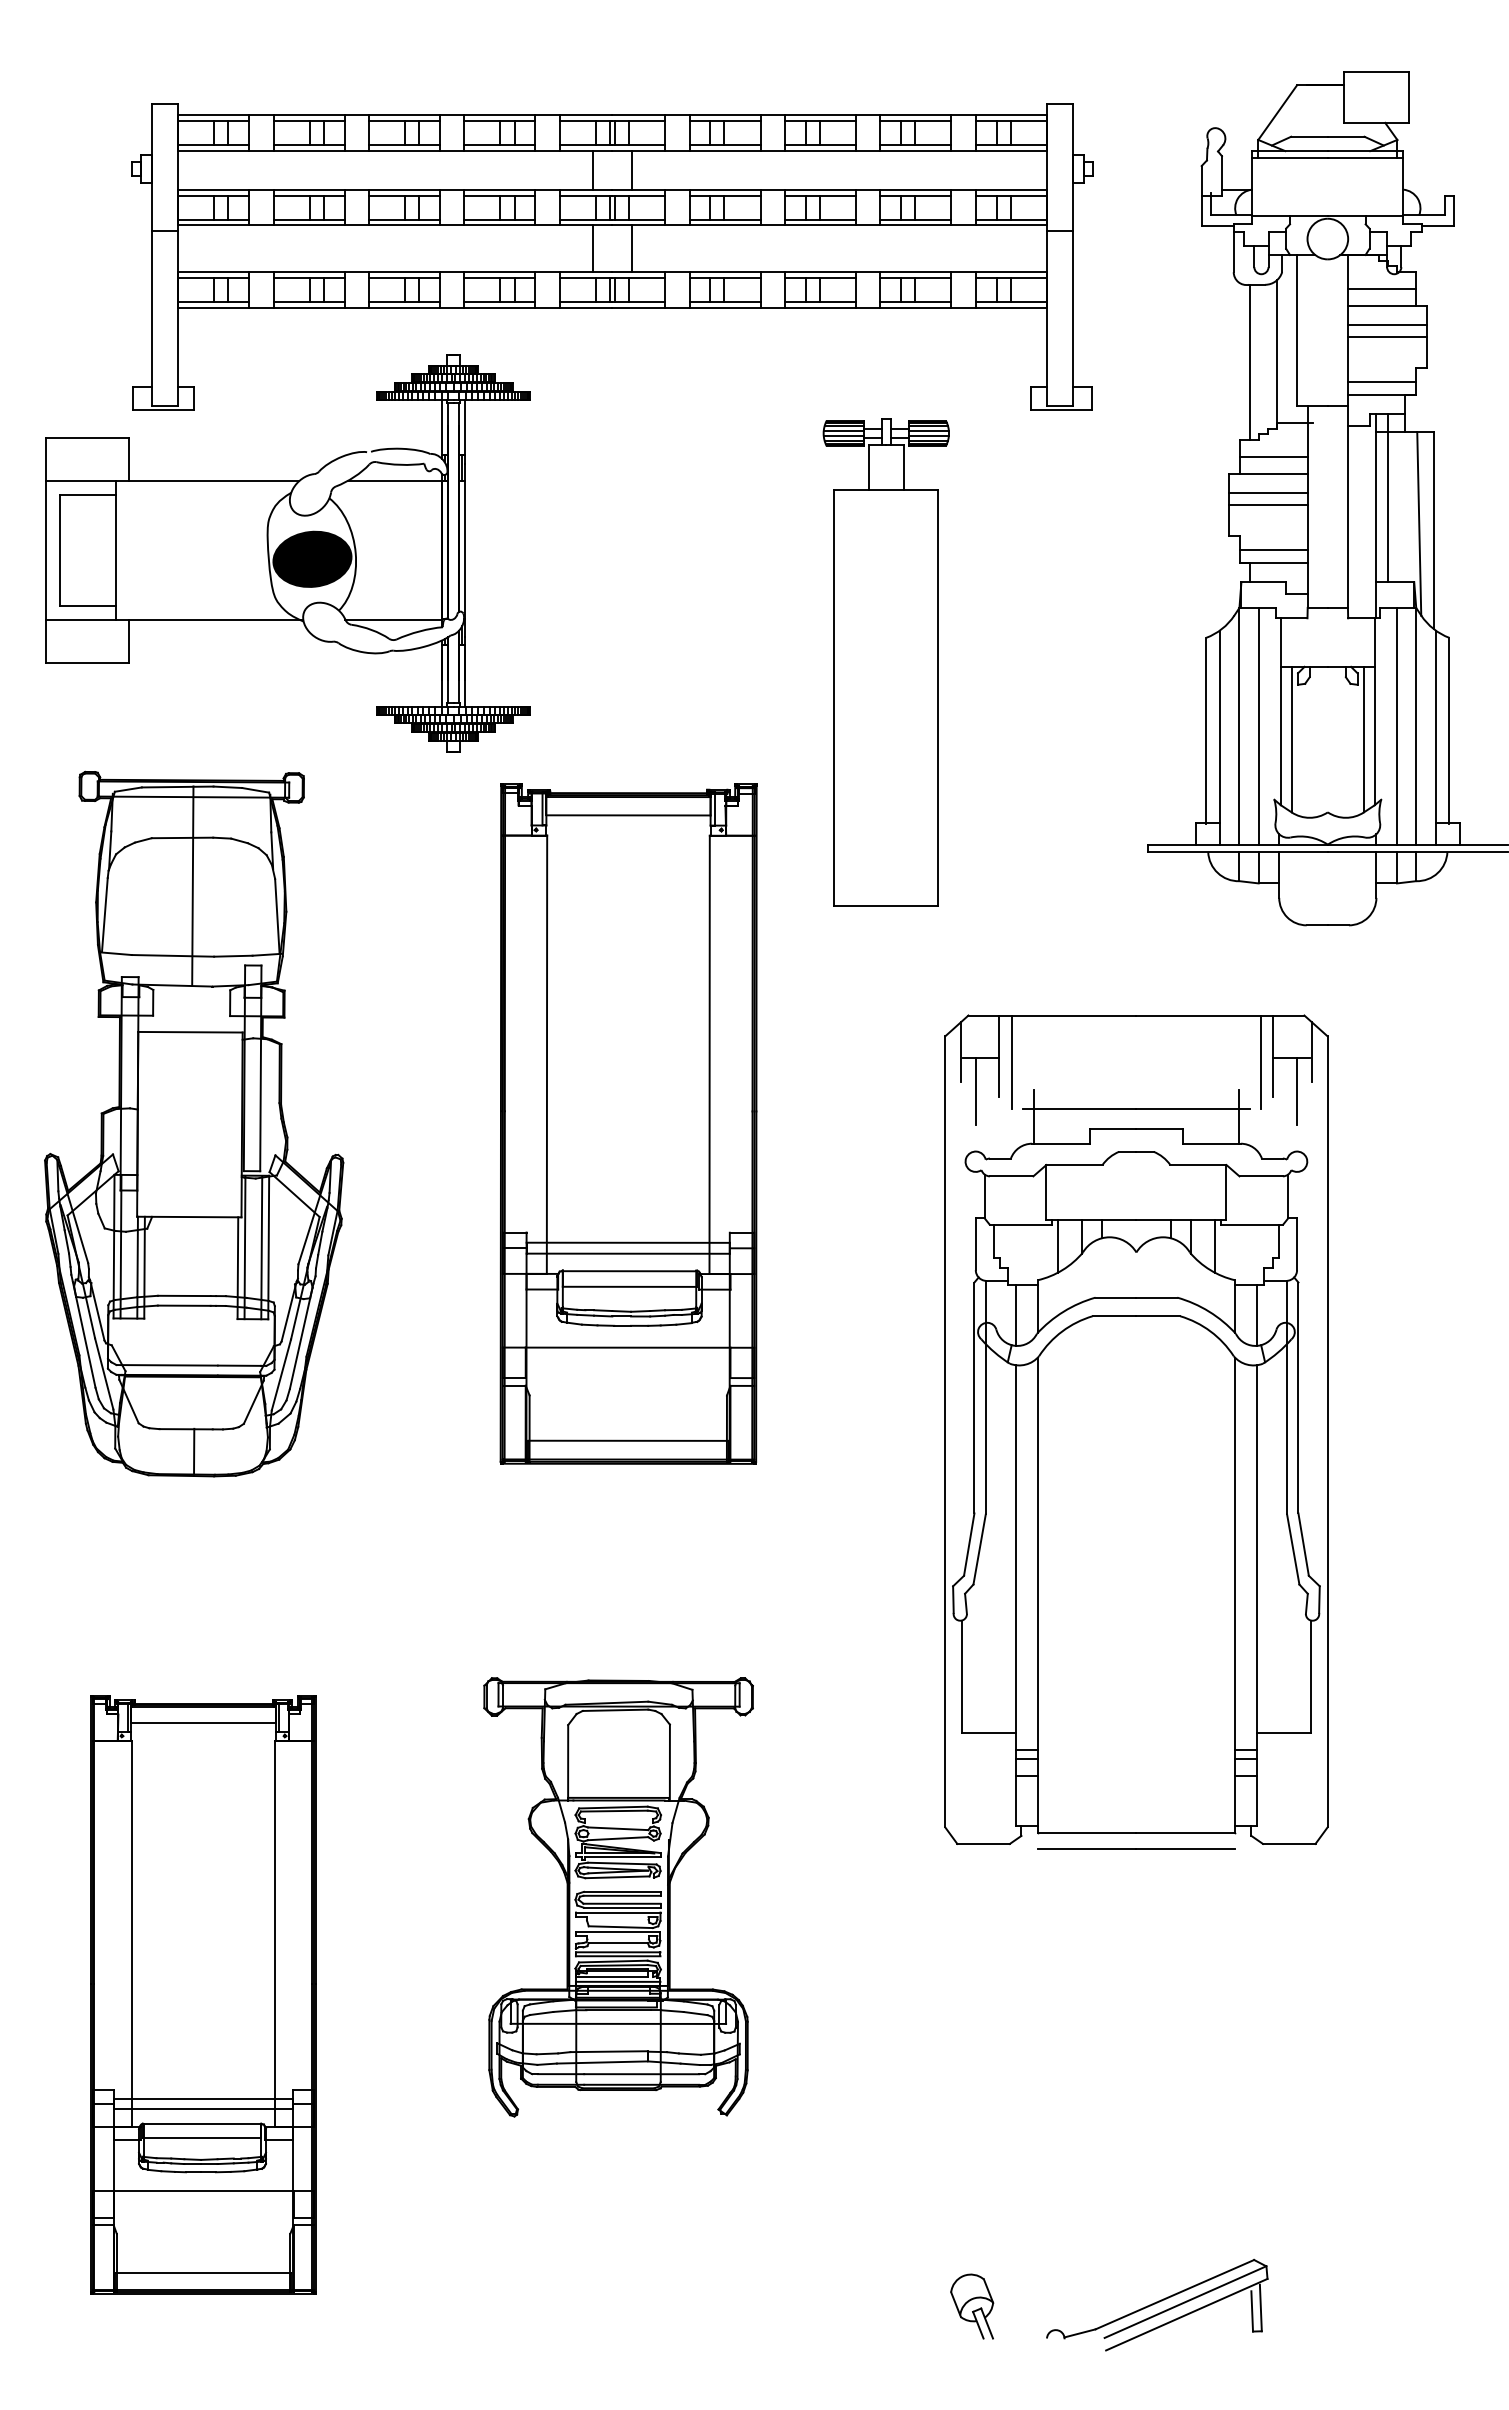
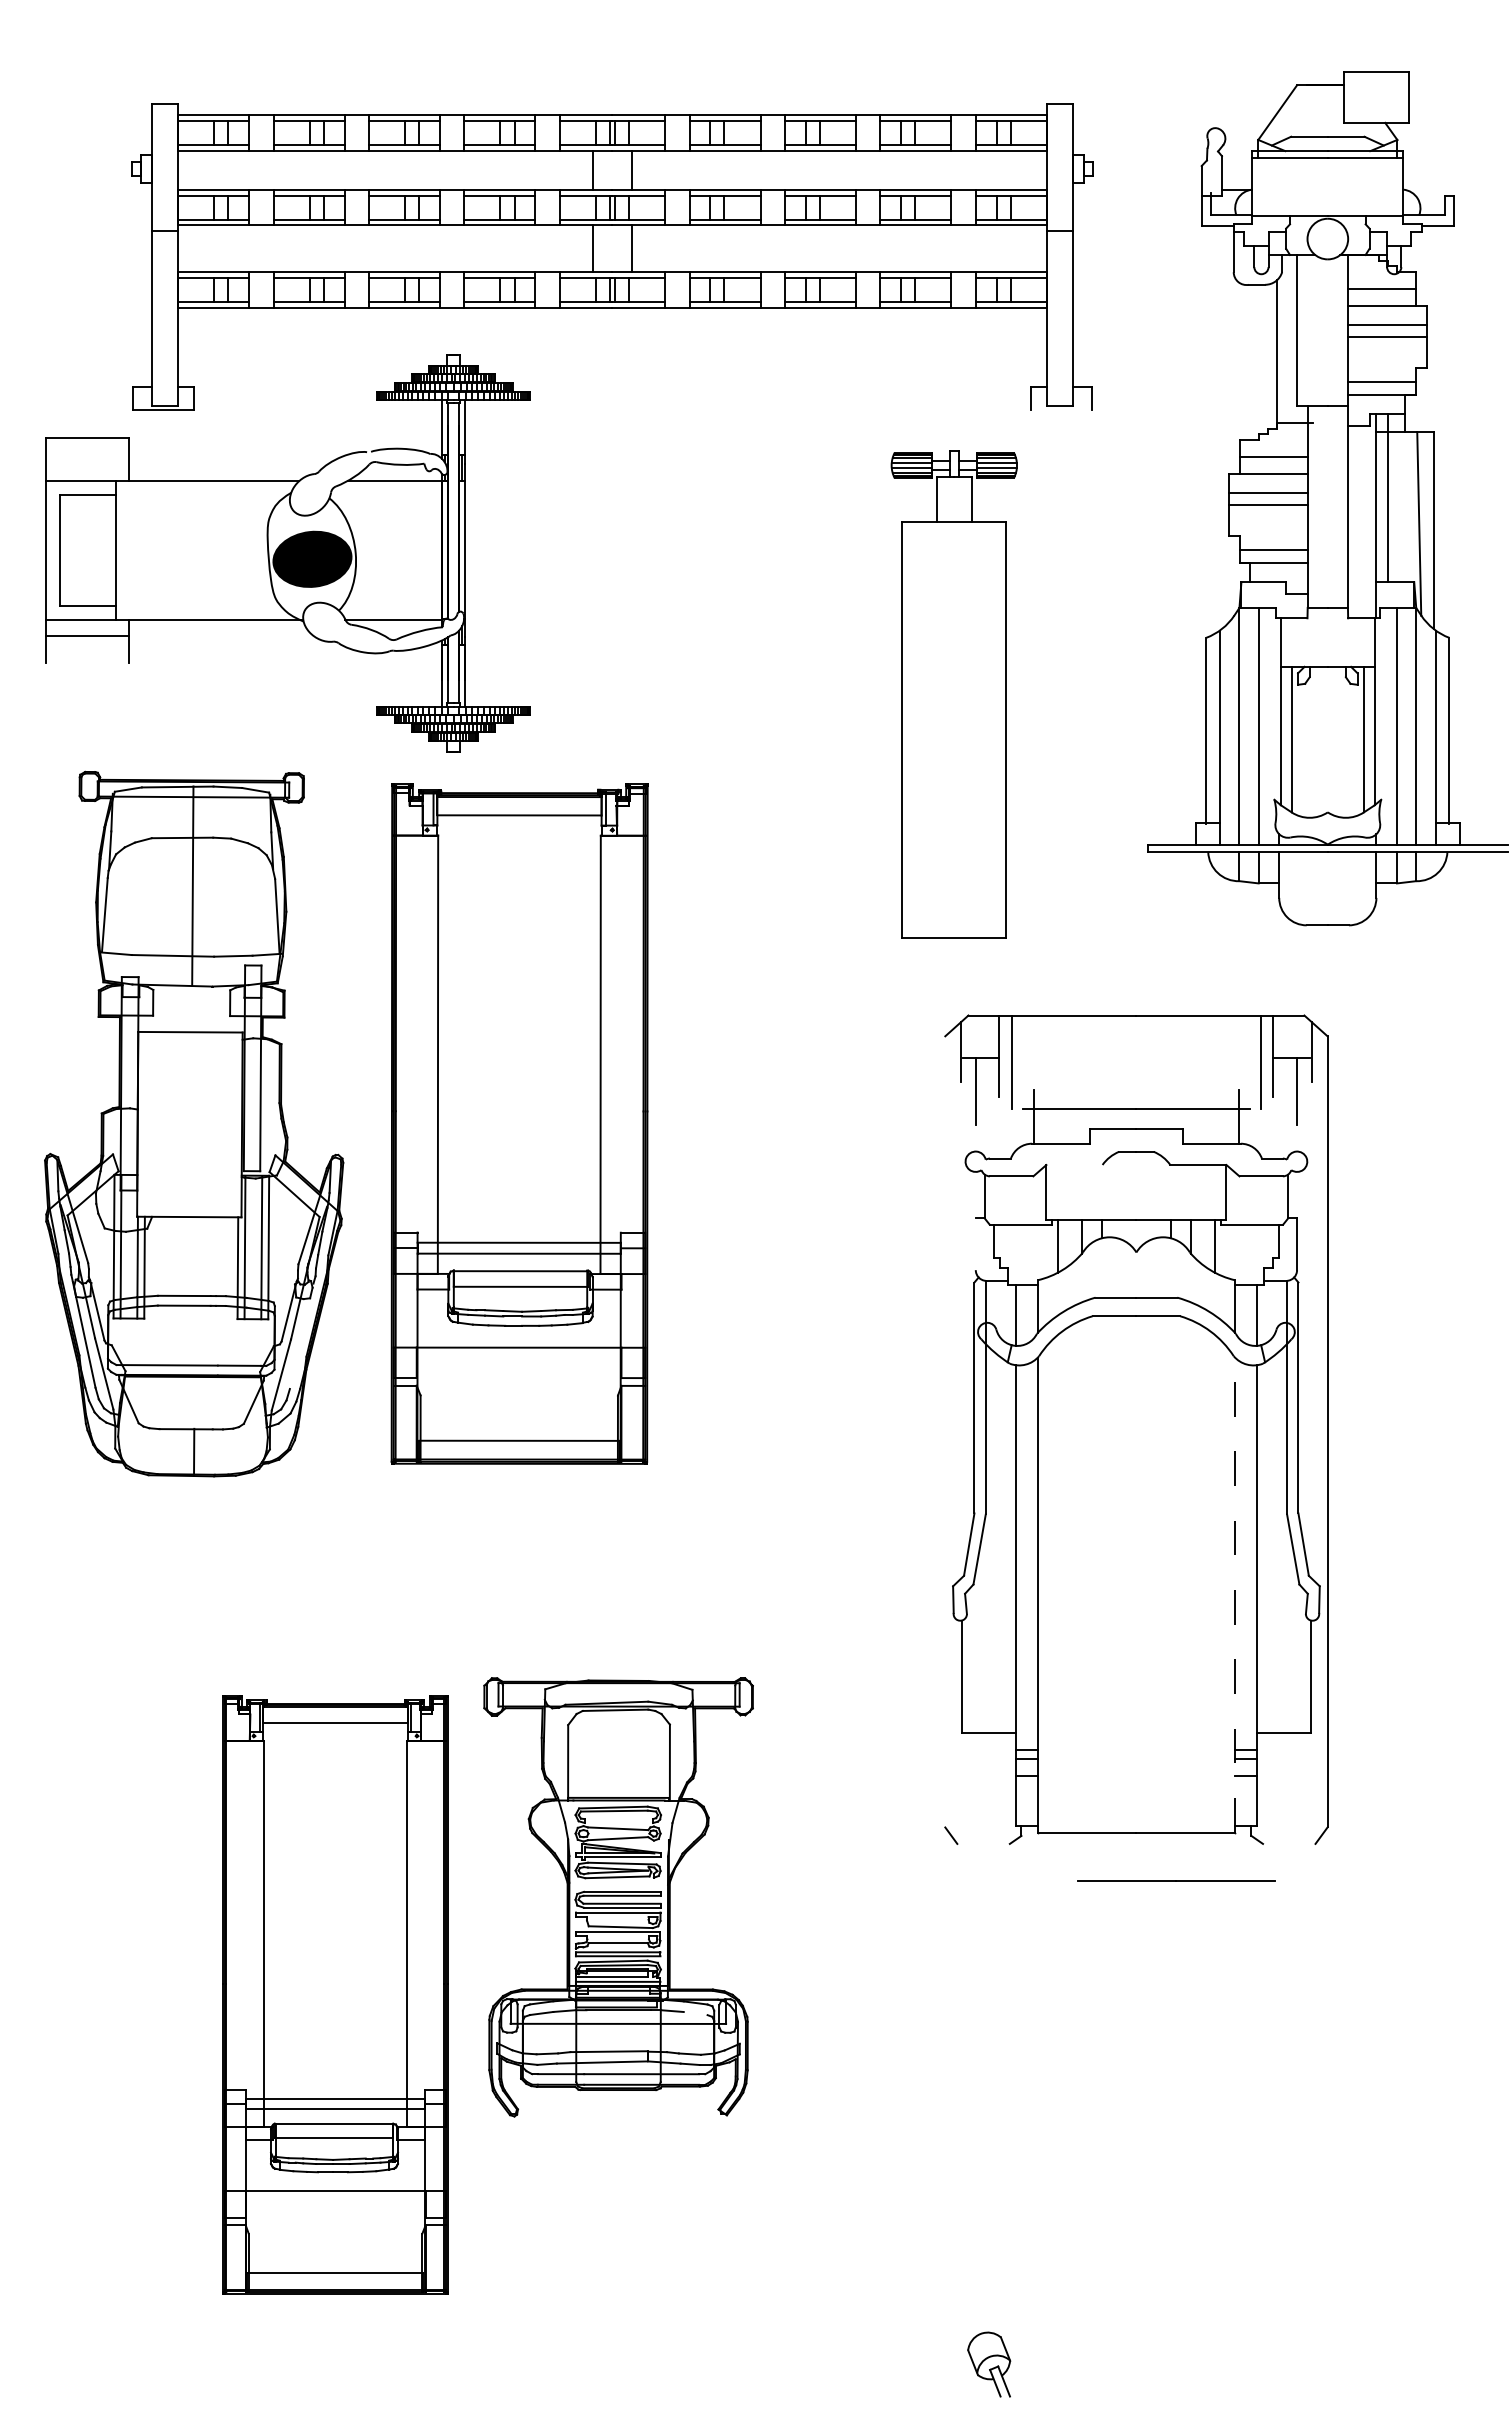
line: present -> none (1249, 361)
line: present -> none (1061, 409)
line position: (87, 662) -> (87, 635) (87, 635)
part position: (885, 662) -> (953, 694) (953, 694)
part position: (628, 1123) -> (519, 1123) (519, 1123)
line: present -> none (1074, 1165)
line: present -> none (975, 1244)
line: present -> none (301, 1335)
line: present -> none (945, 1431)
line: solid -> dashed (1235, 1595)
line: present -> none (983, 1843)
line: present -> none (1289, 1843)
line position: (1136, 1848) -> (1176, 1880) (1176, 1880)
part position: (203, 1994) -> (335, 1994) (335, 1994)
line: present -> none (695, 2013)
part: present -> none (1157, 2304)
part position: (972, 2306) -> (989, 2364) (989, 2364)
